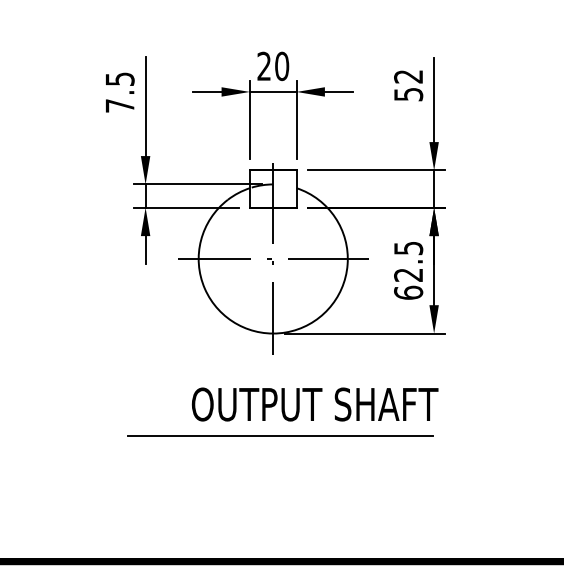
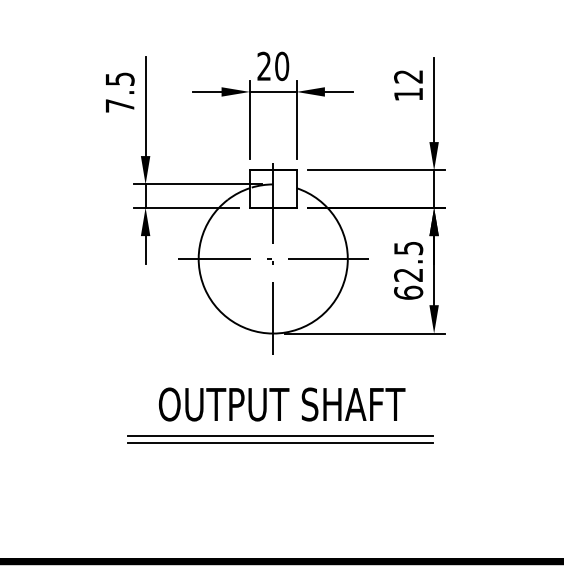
text: 52 -> 12 (408, 94)
text position: (314, 404) -> (281, 404) (281, 404)
line: none -> present (280, 442)
